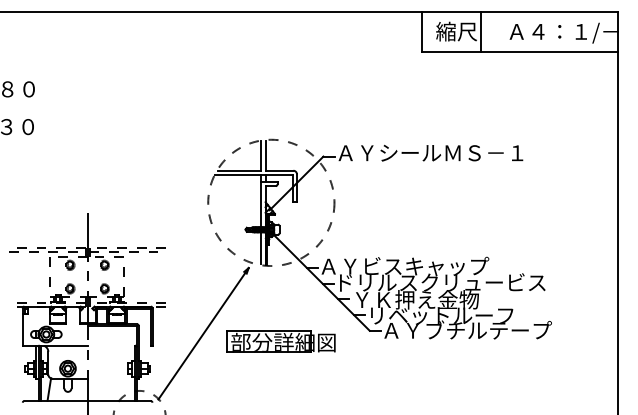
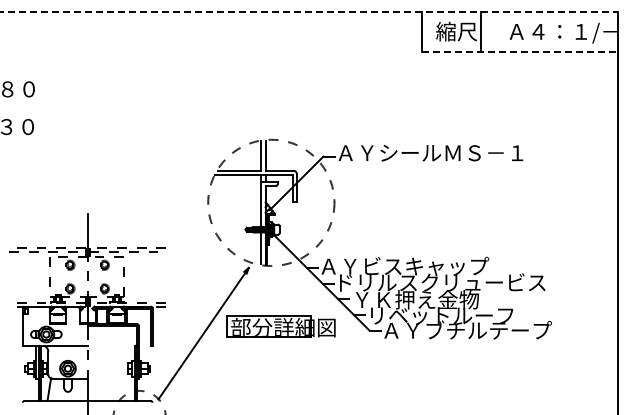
line: solid -> dashed (309, 12)
line: solid -> dashed (520, 51)
part position: (280, 341) -> (280, 326) (280, 326)
